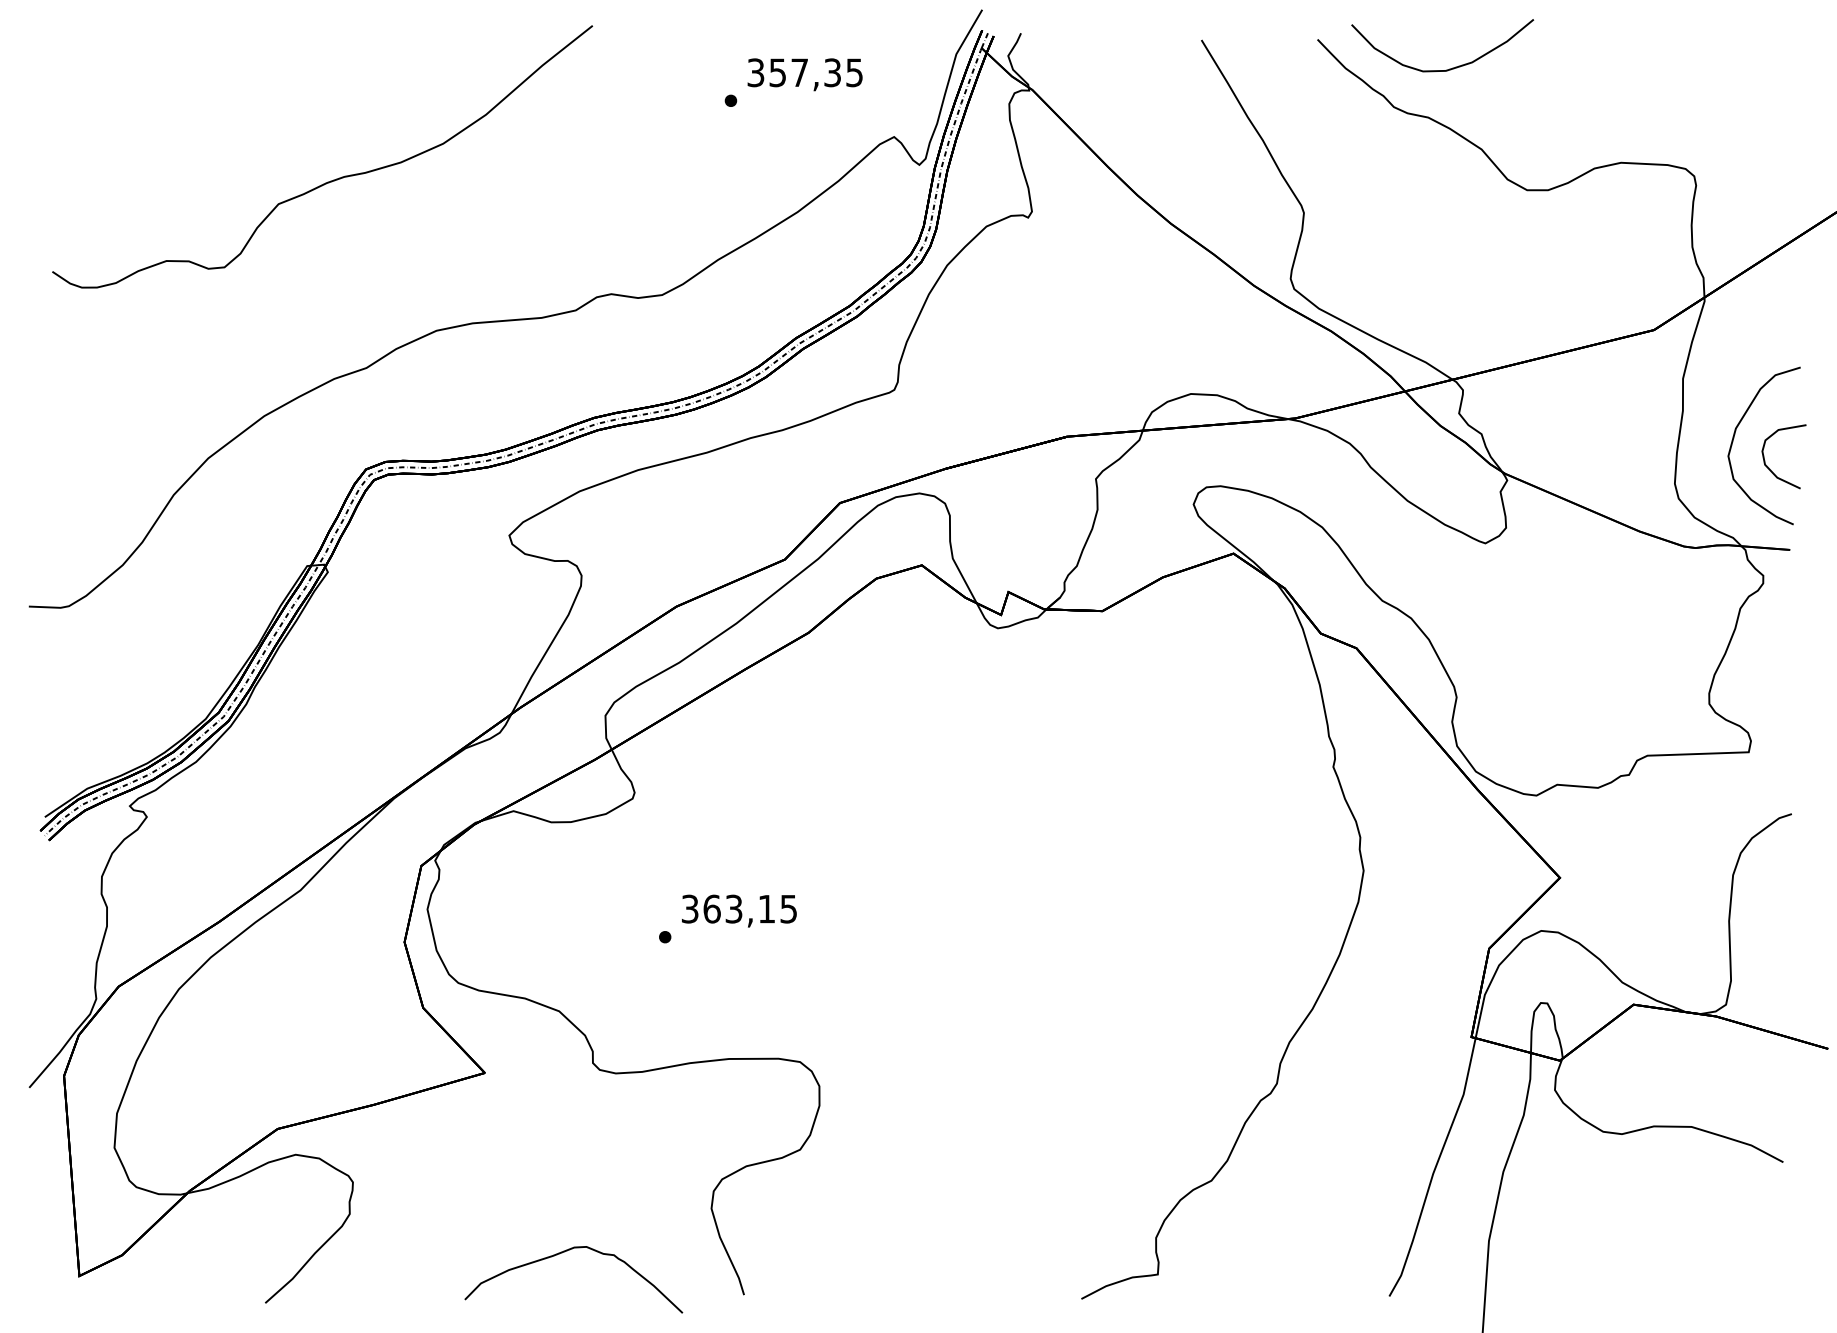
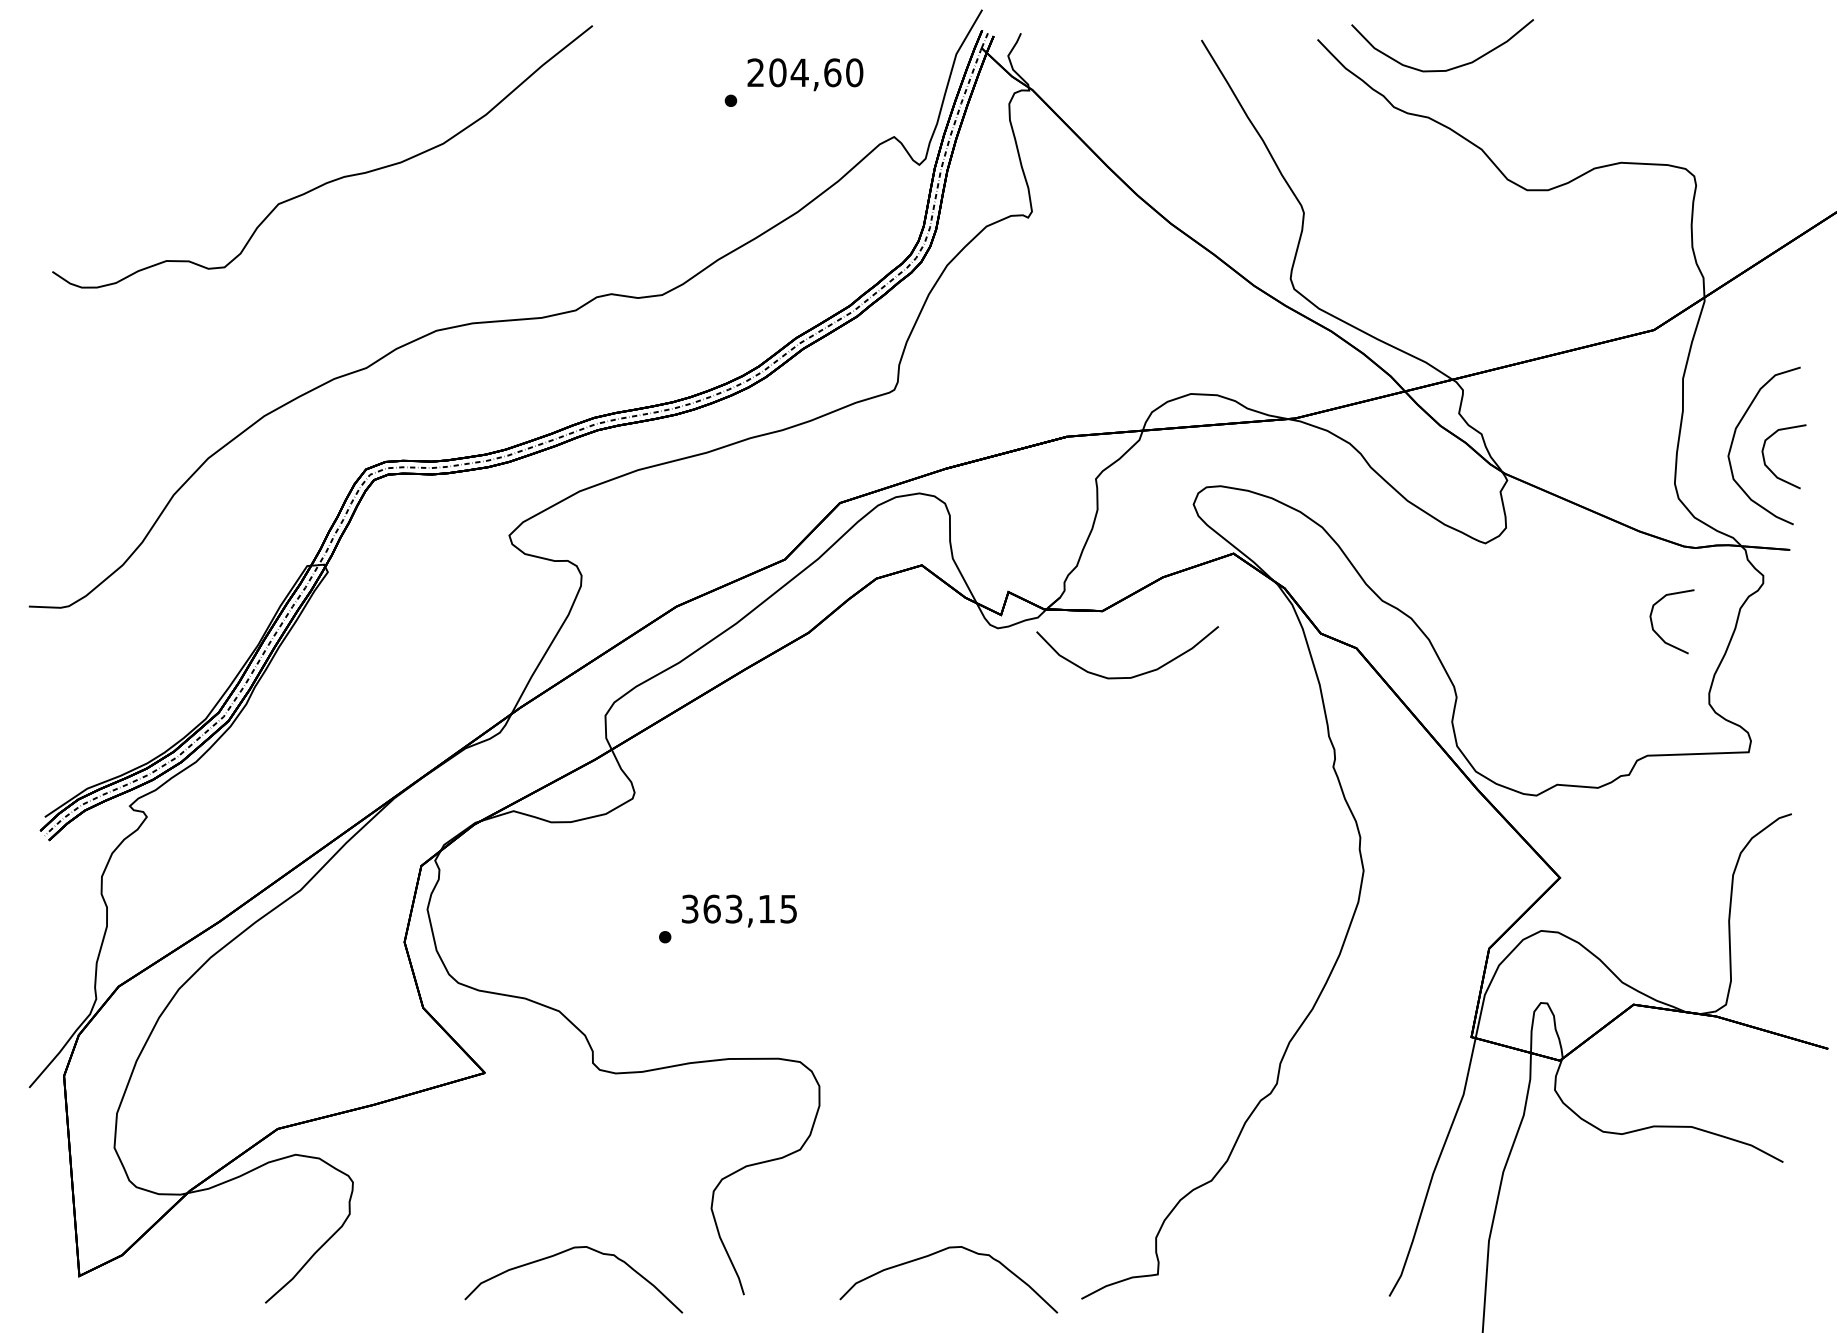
text: 357,35 -> 204,60 (805, 72)
curve: none -> present (1657, 632)
curve: none -> present (1134, 675)
curve: none -> present (937, 1253)
